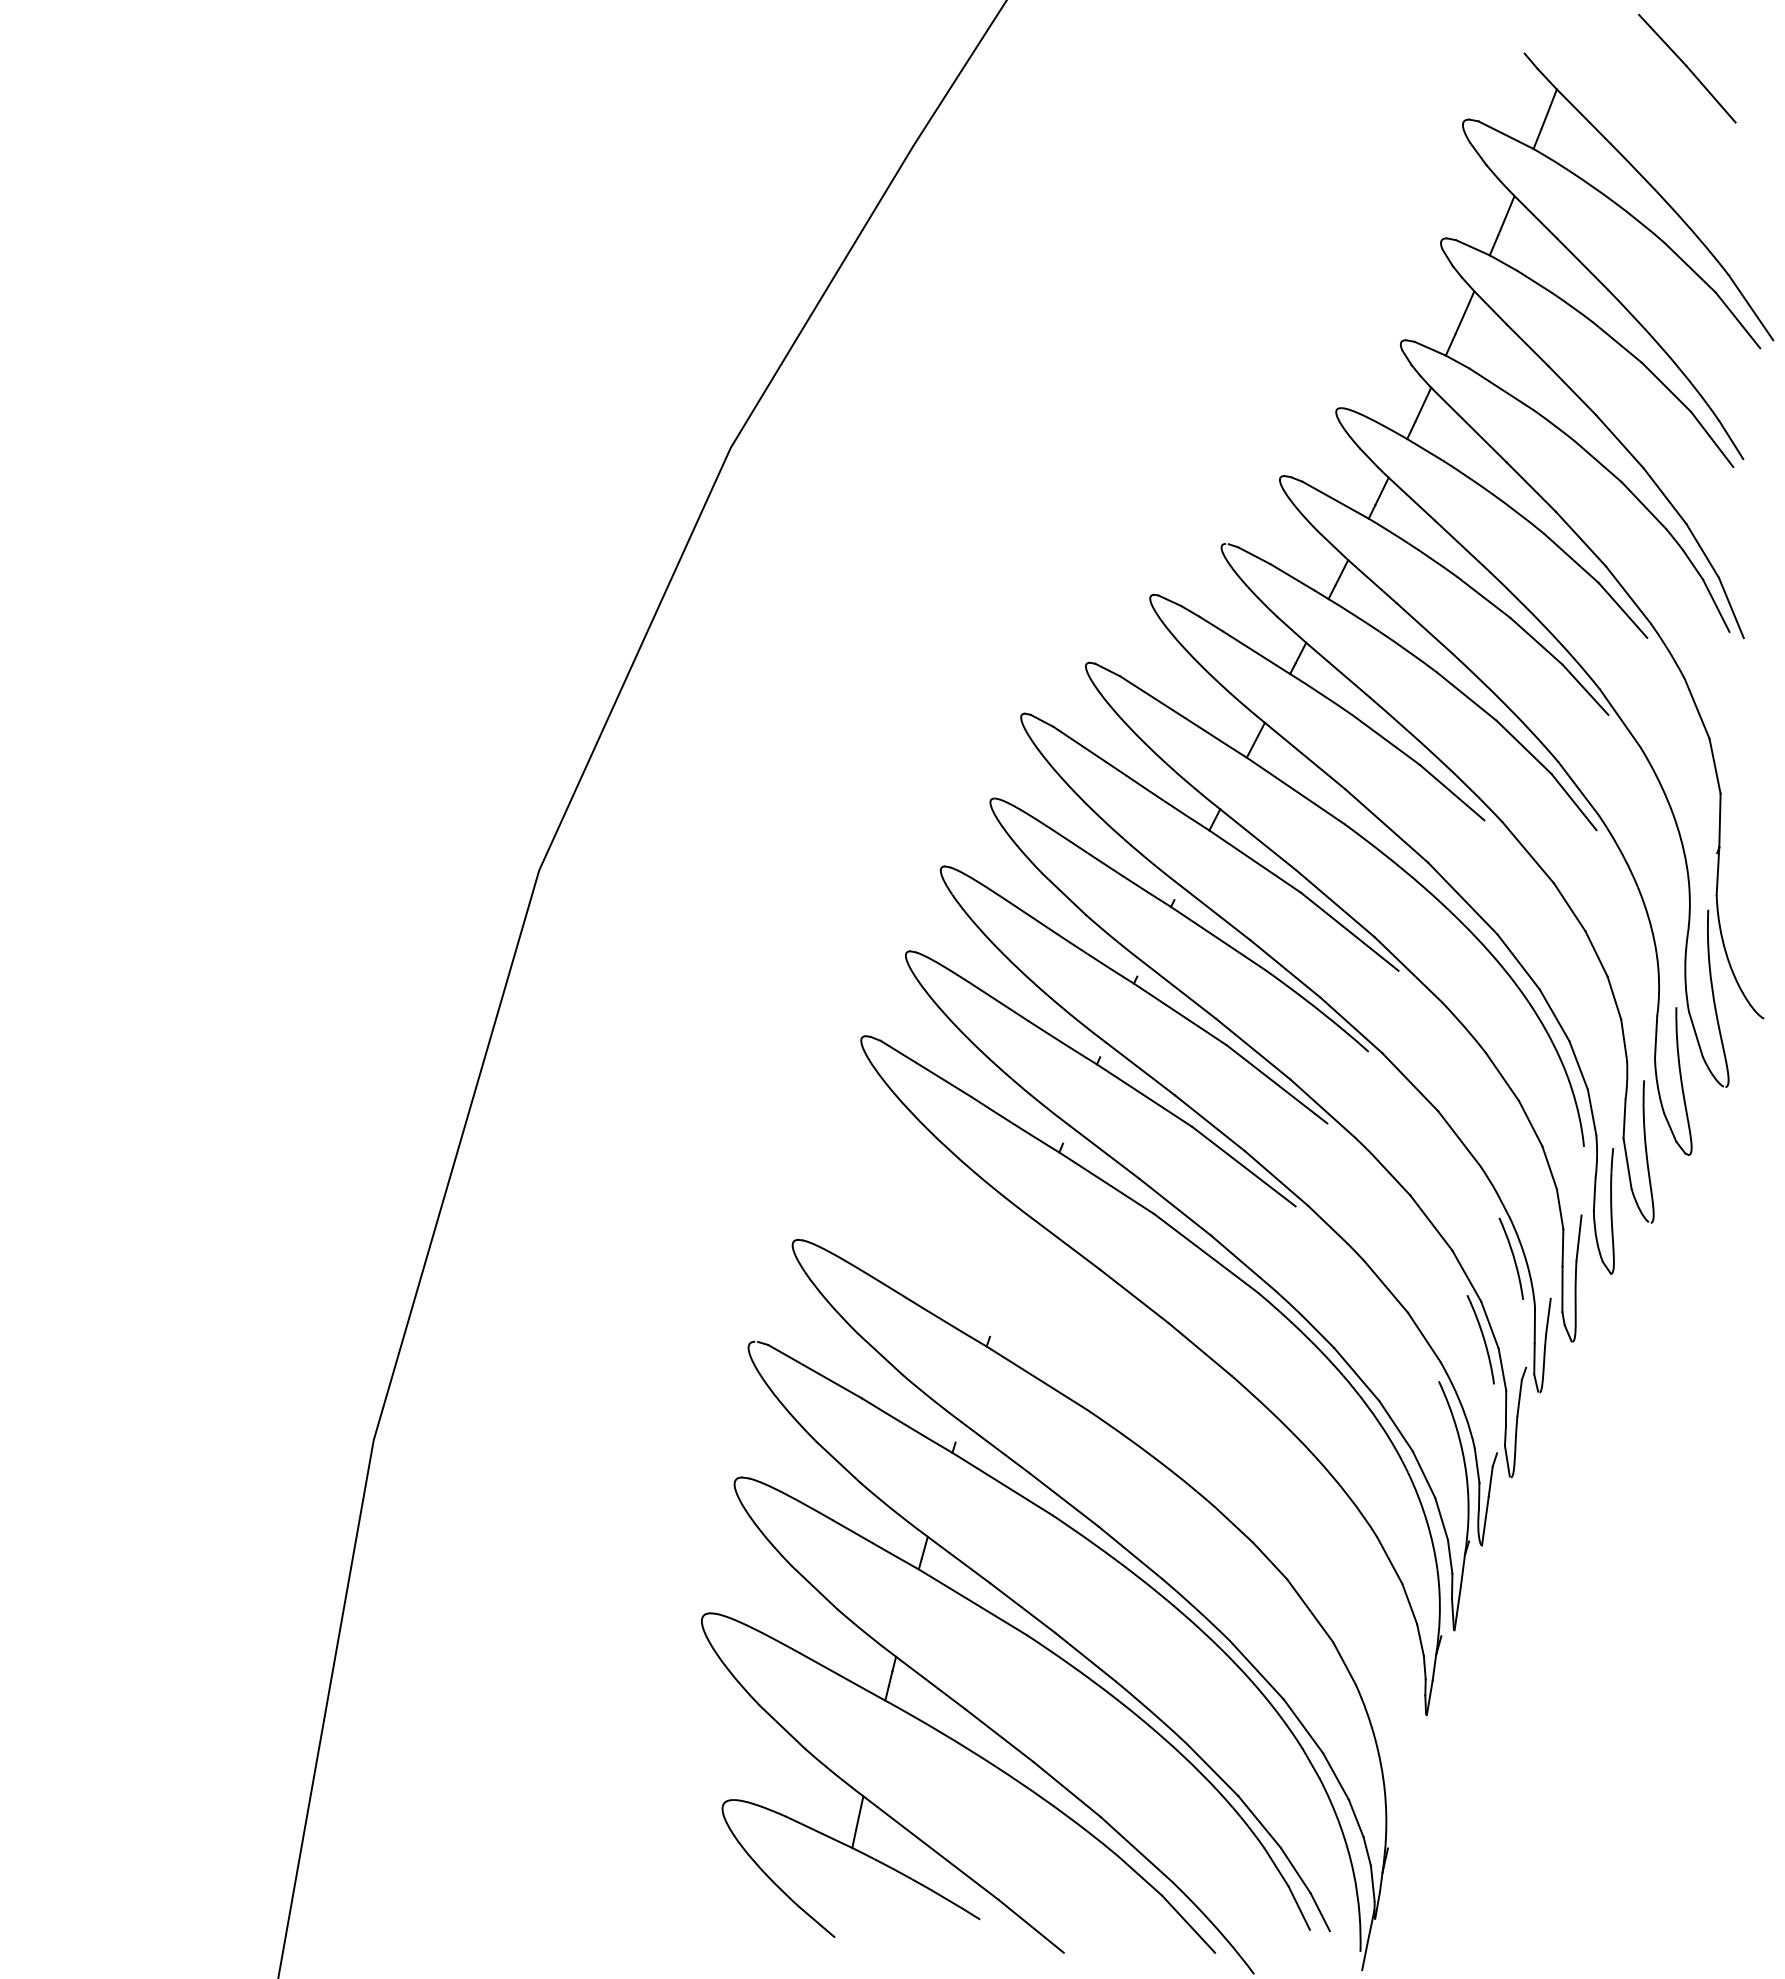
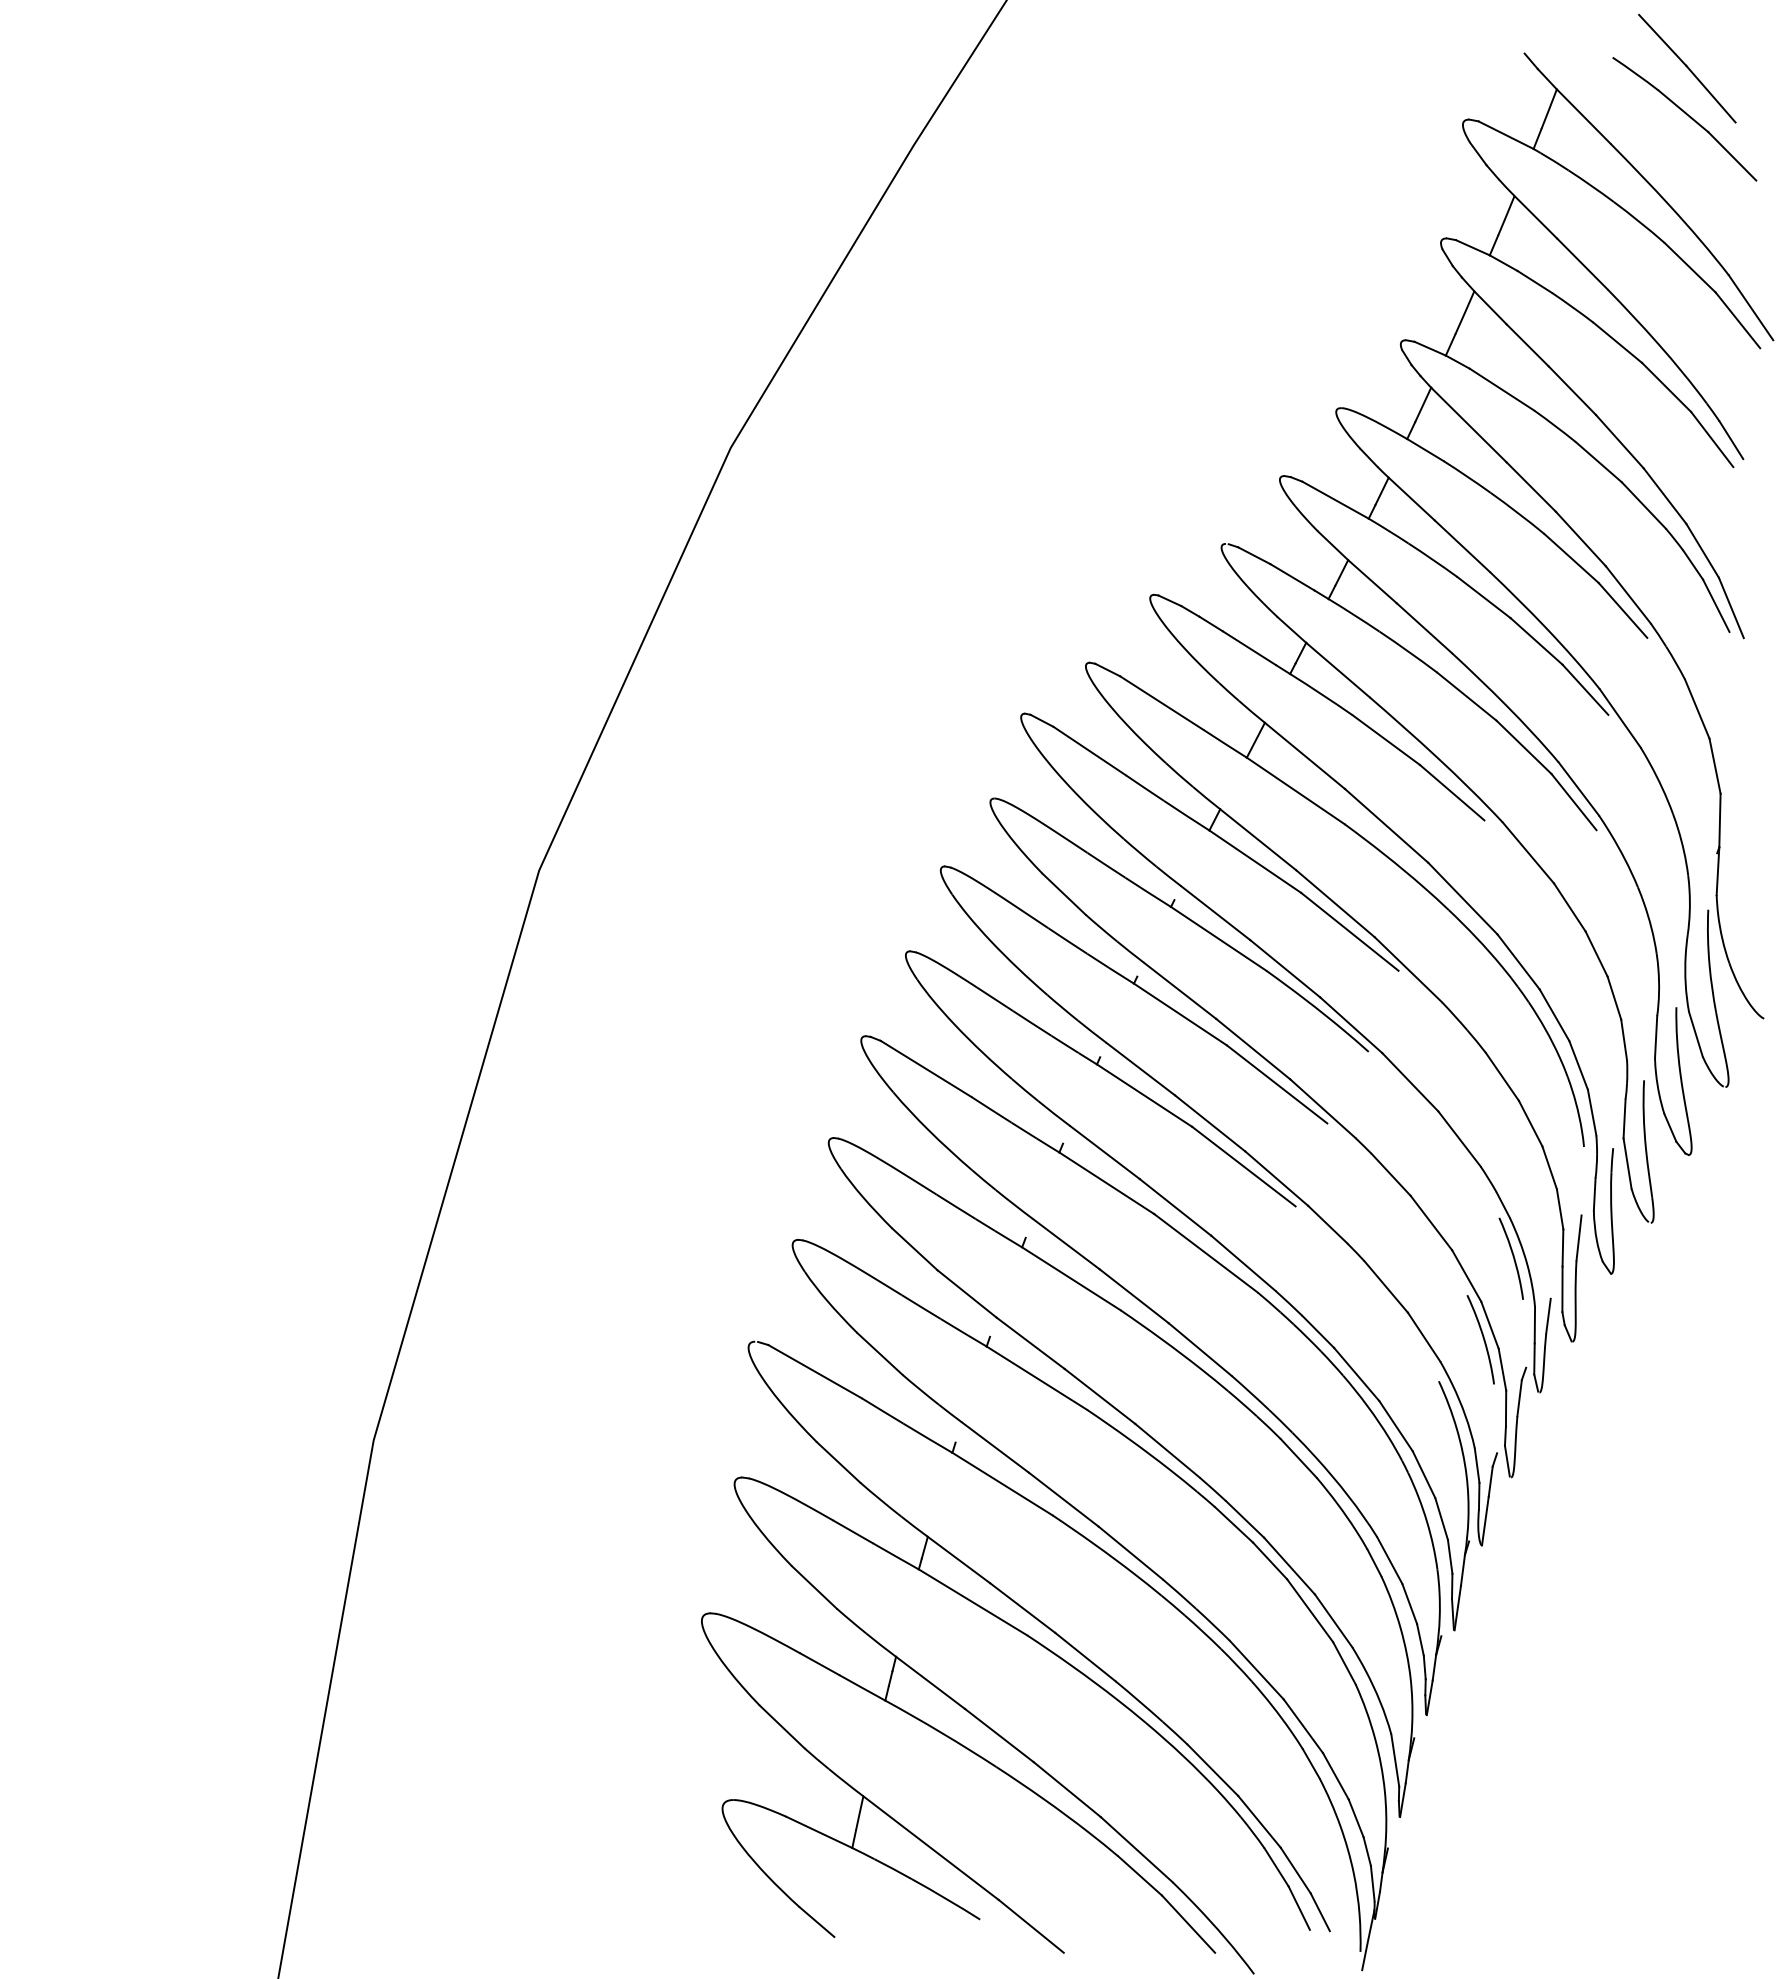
part: none -> present (1684, 119)
part: none -> present (1154, 1441)
